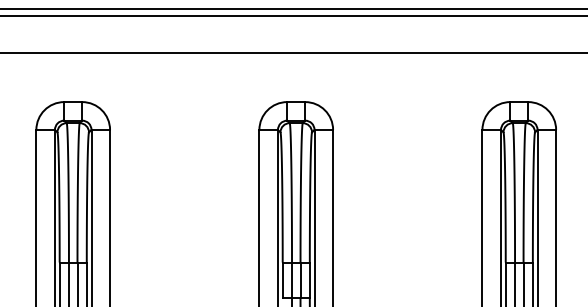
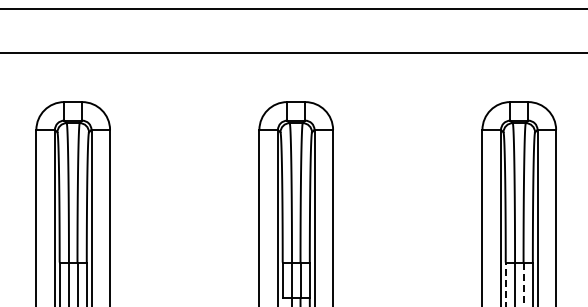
line: present -> none (293, 16)
line: solid -> dashed (505, 284)
line: solid -> dashed (523, 284)
